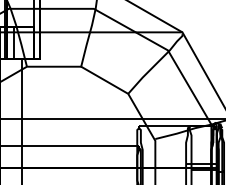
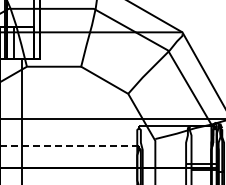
line: solid -> dashed (69, 146)
